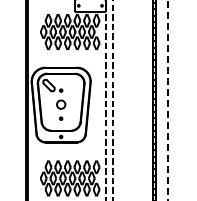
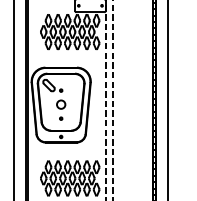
line: none -> present (14, 99)
line: dashed -> solid (168, 100)
